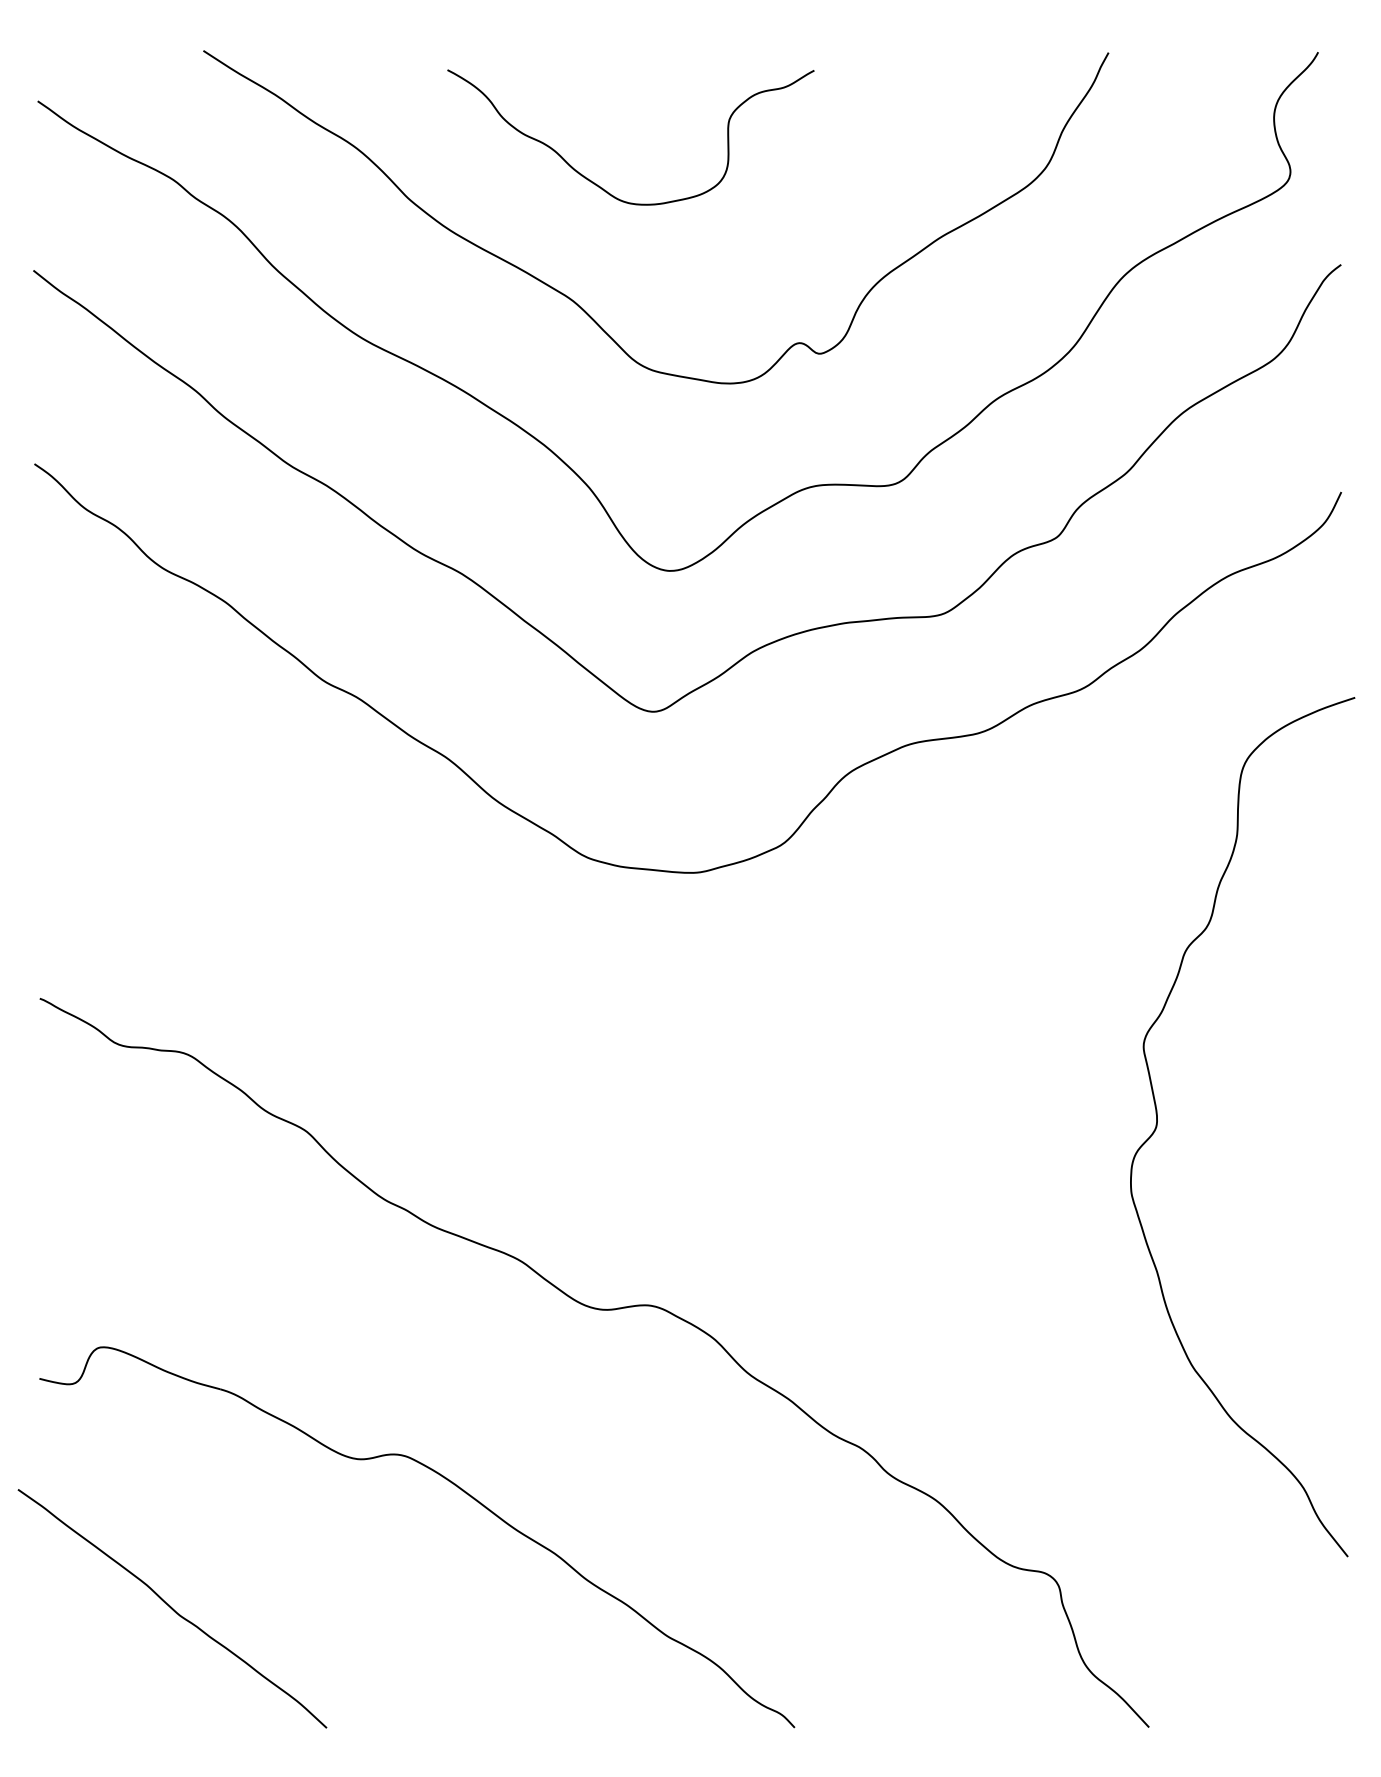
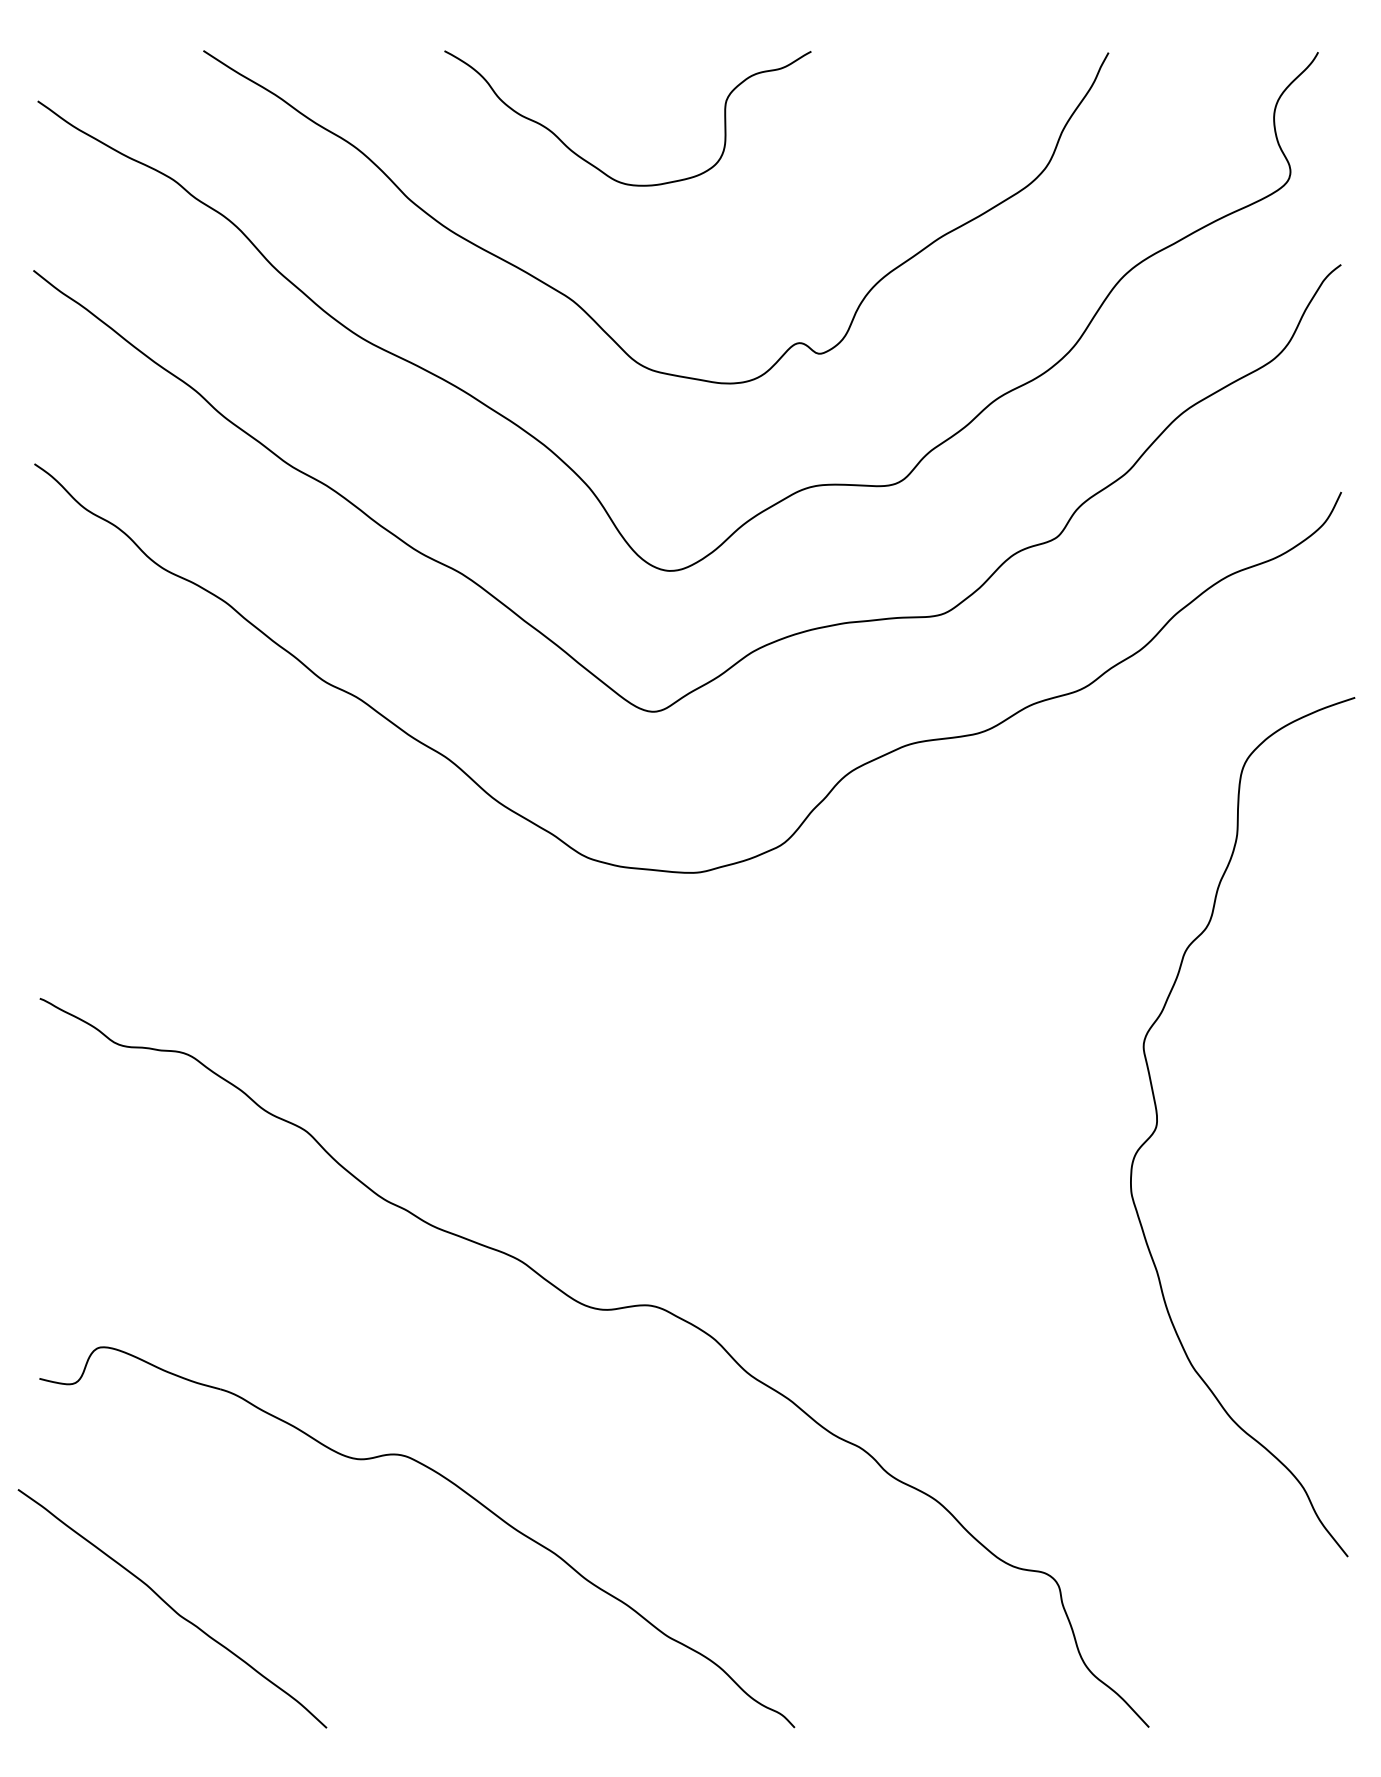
curve position: (599, 185) -> (596, 166) (596, 166)
